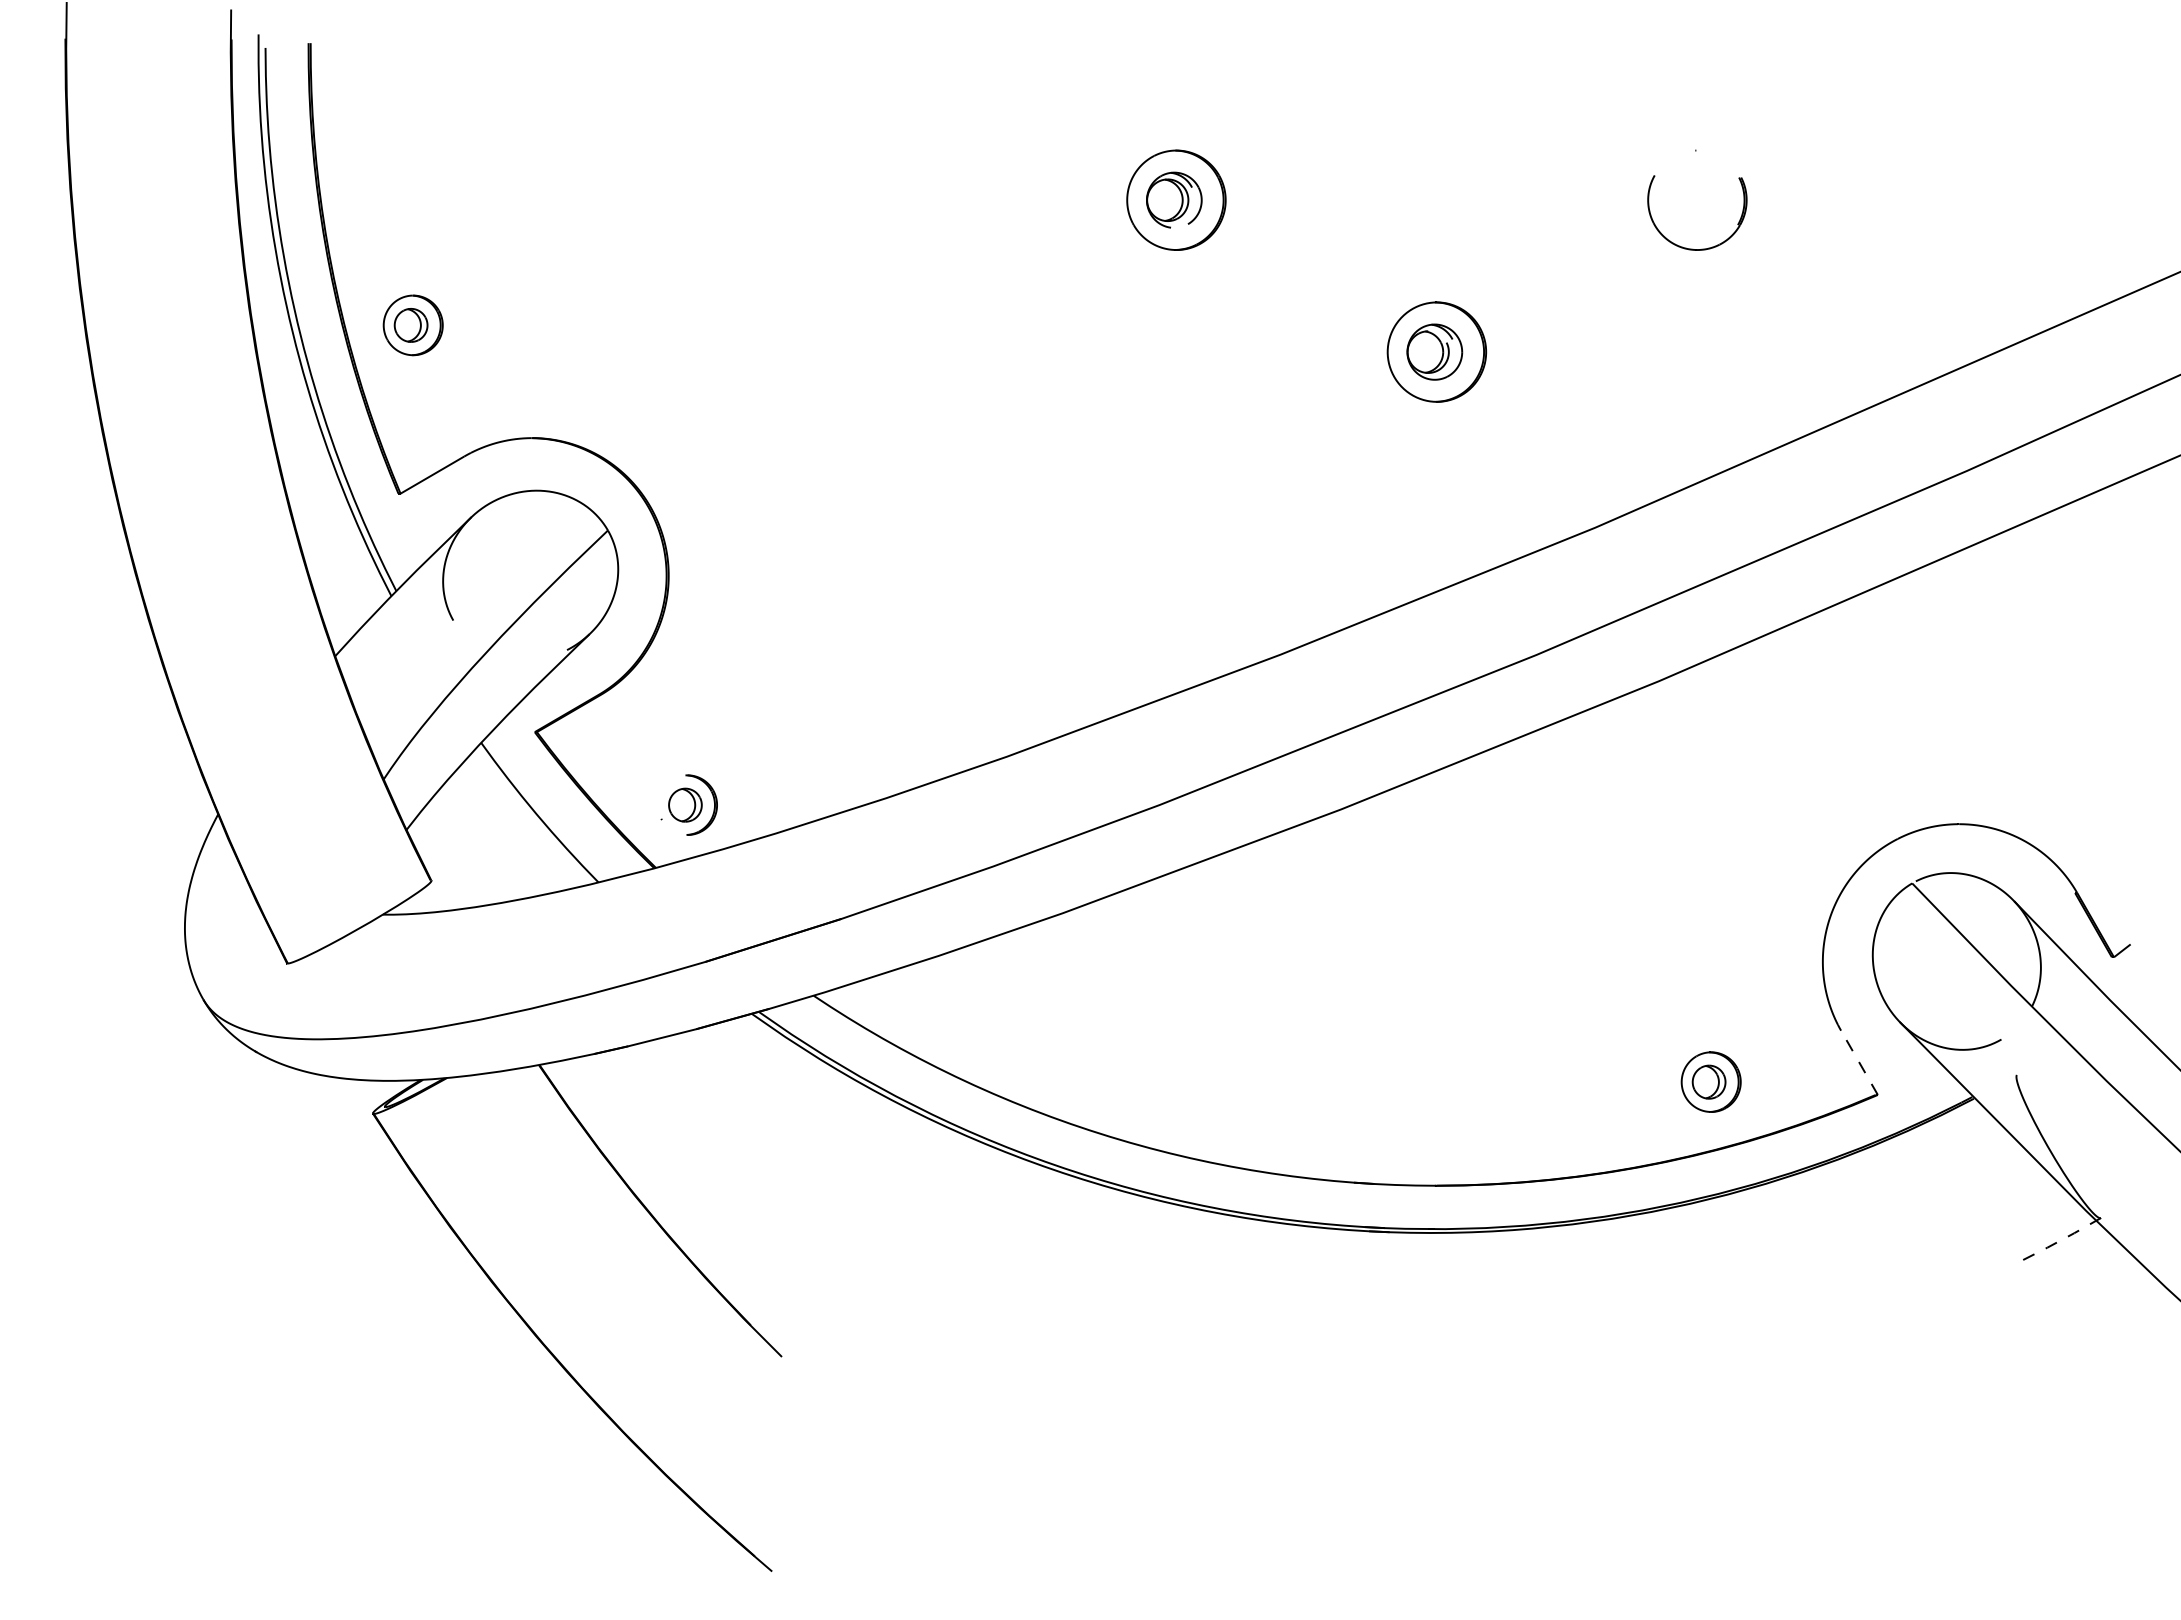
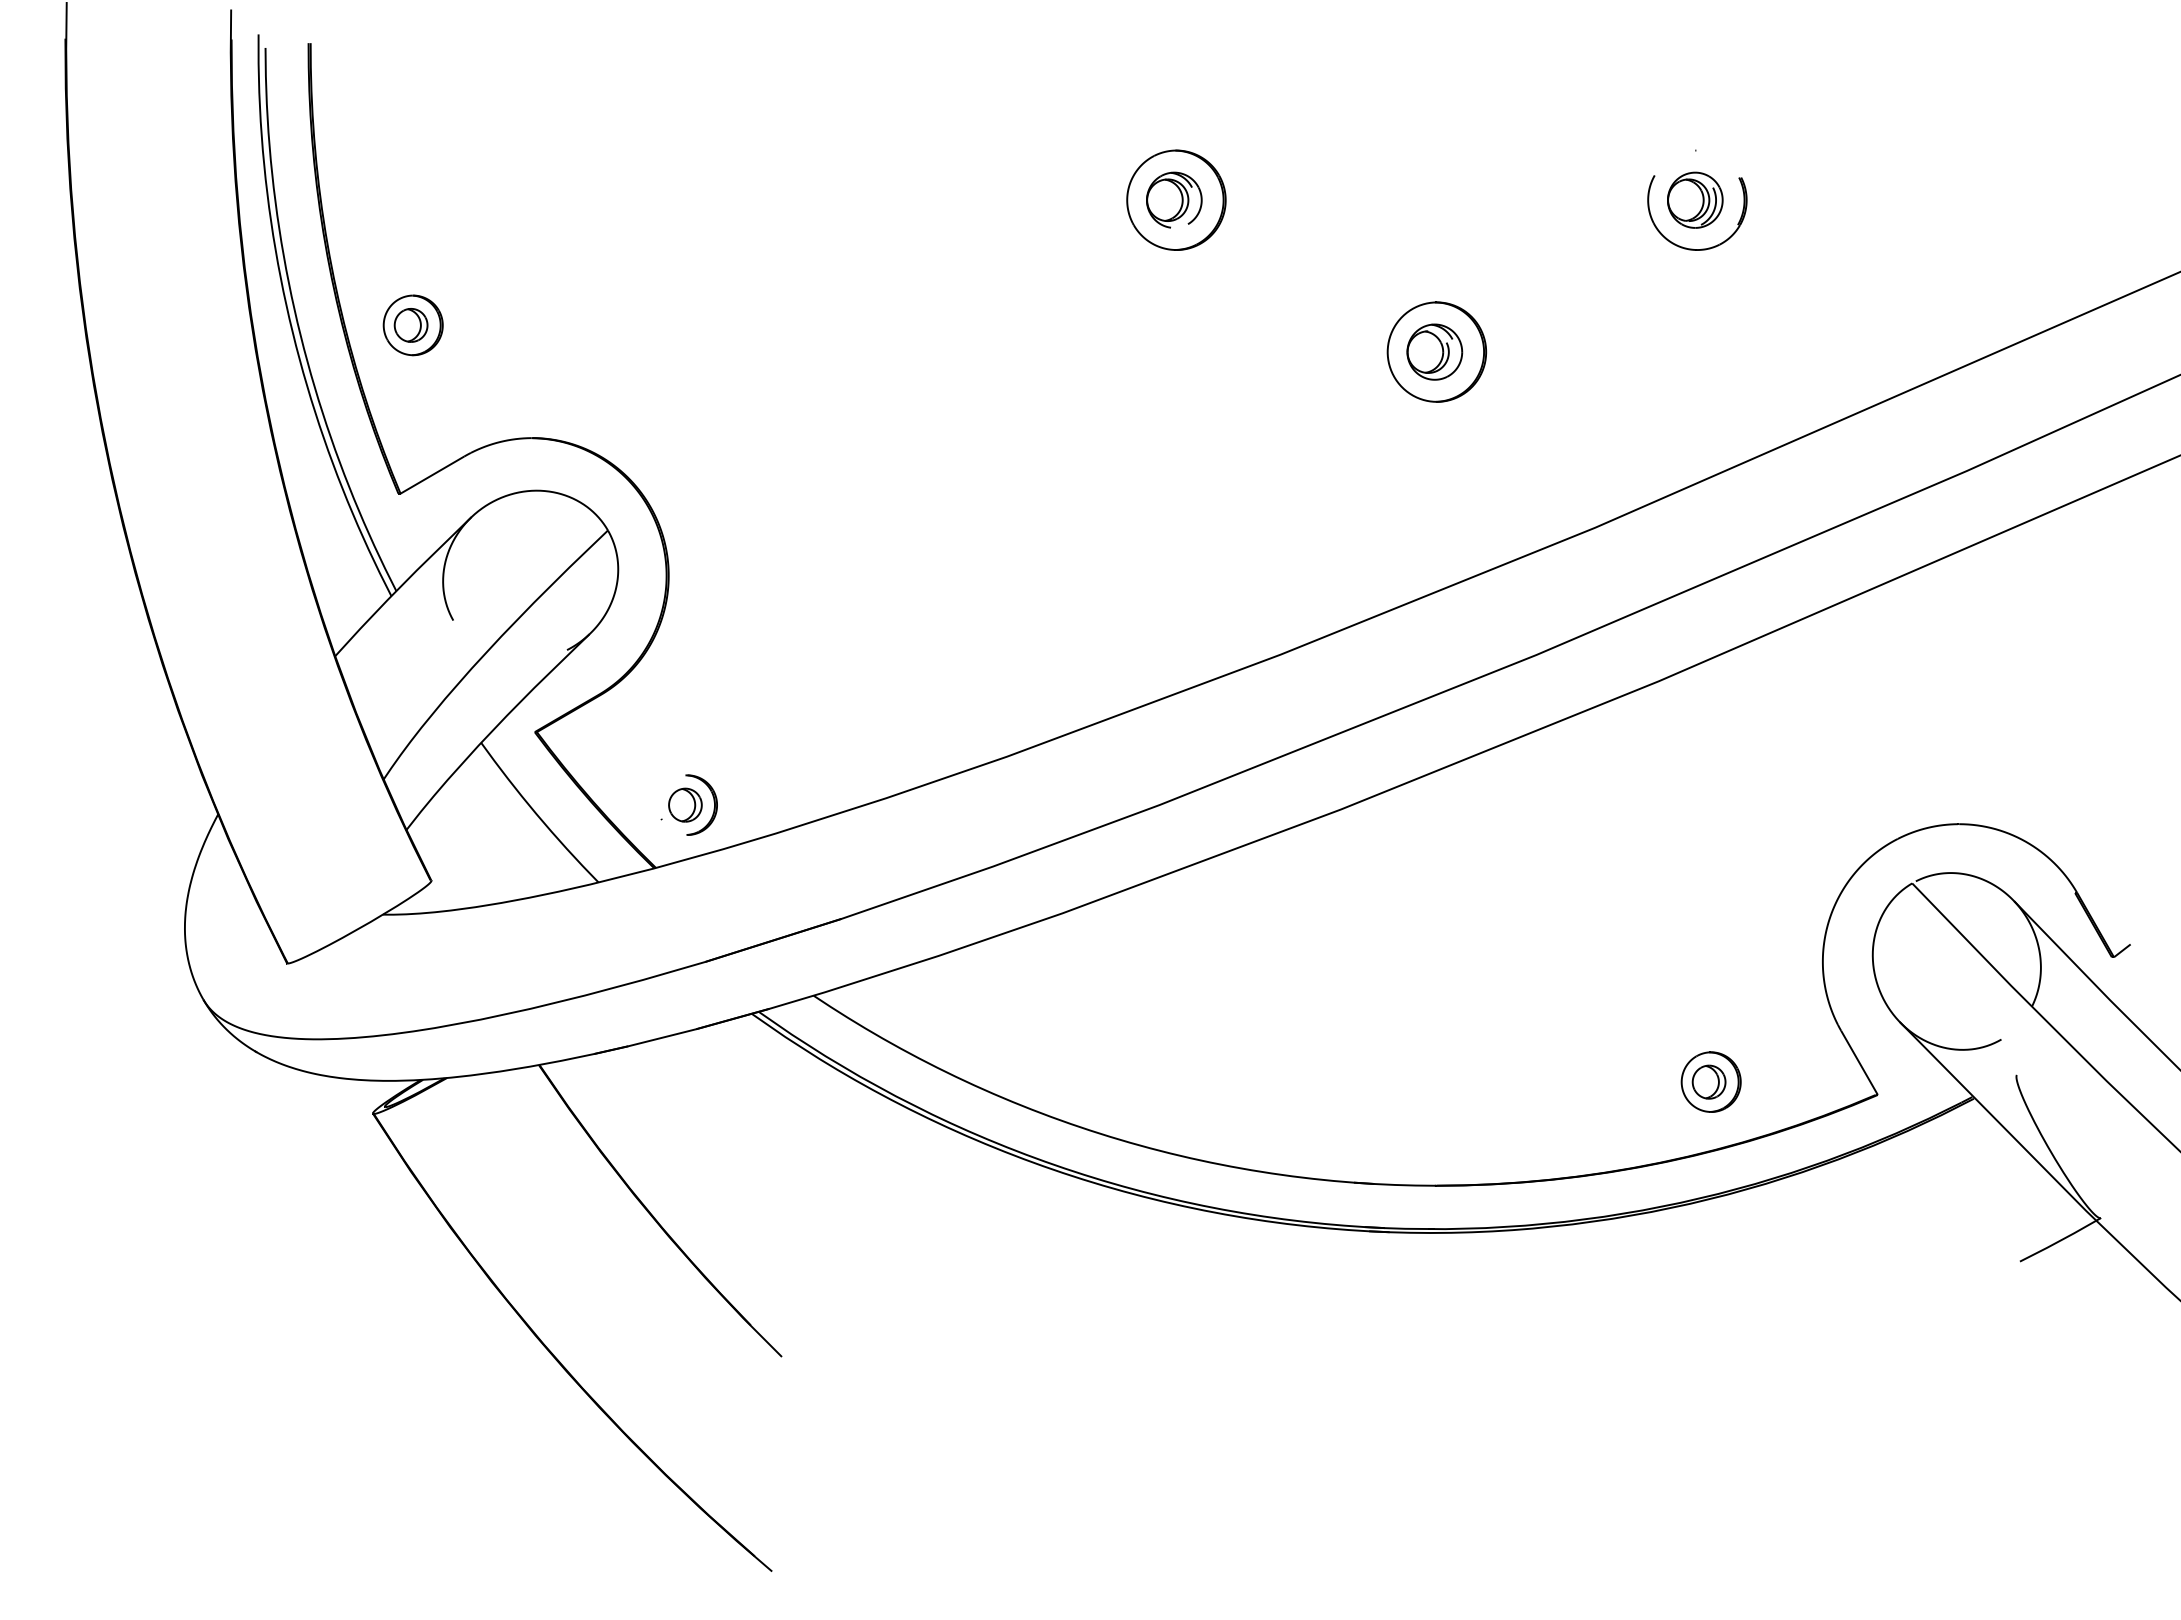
part: none -> present (1695, 199)
line: dashed -> solid (1859, 1062)
line: dashed -> solid (2060, 1240)
